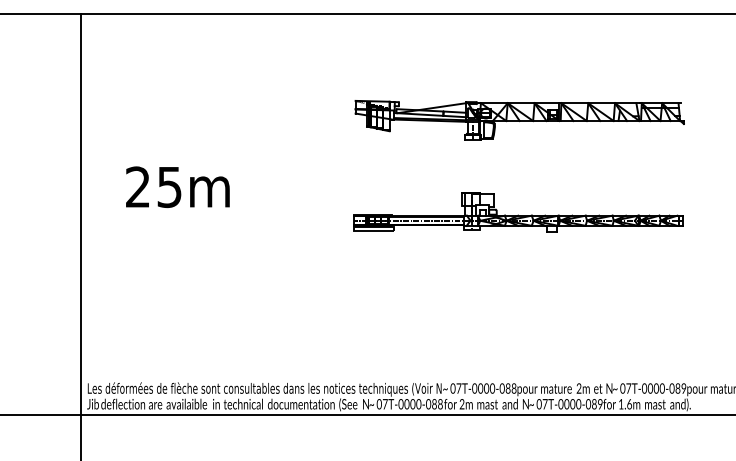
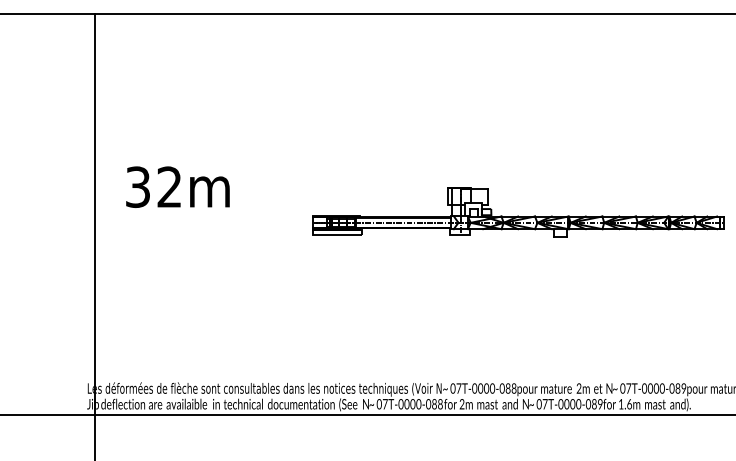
part: present -> none (519, 120)
text: 25m -> 32m (153, 187)
part size: 331x41 px -> 413x51 px (518, 212)
line position: (81, 235) -> (95, 235) (95, 235)
